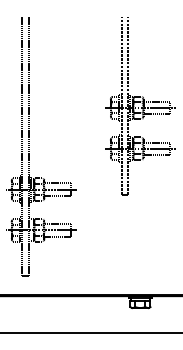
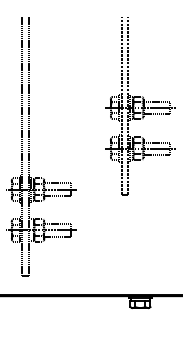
line: present -> none (90, 332)
